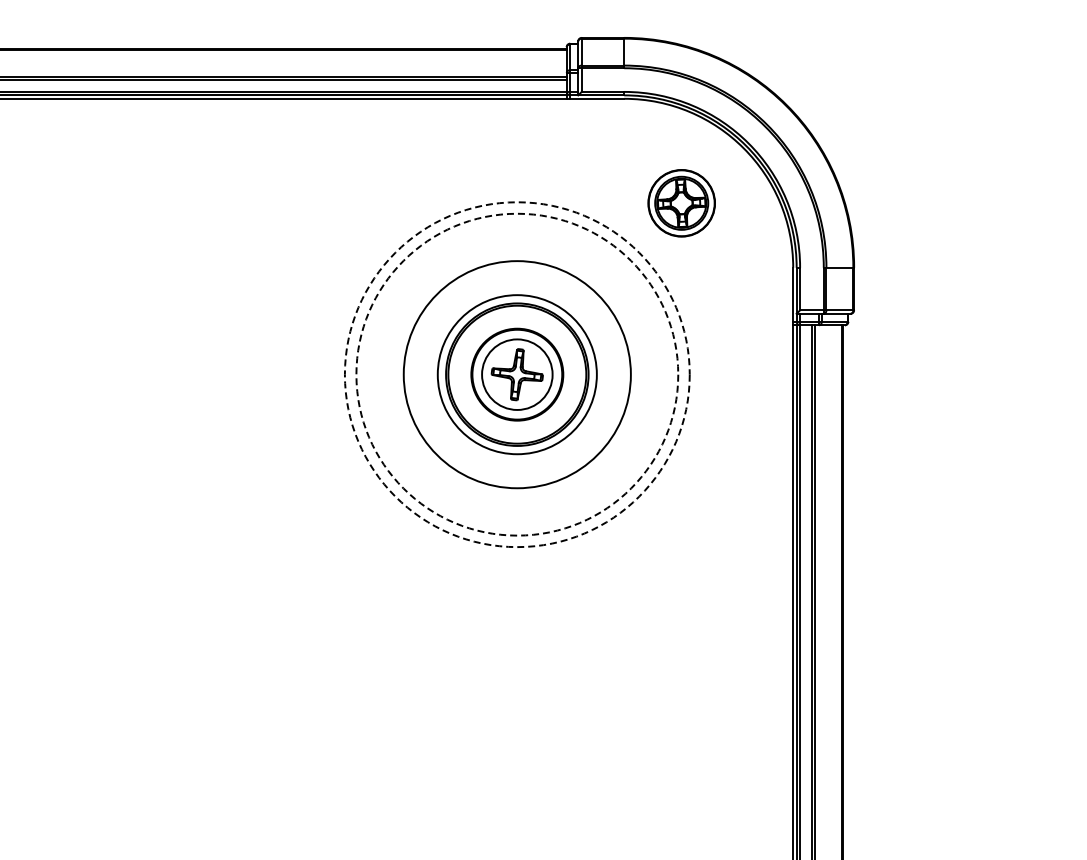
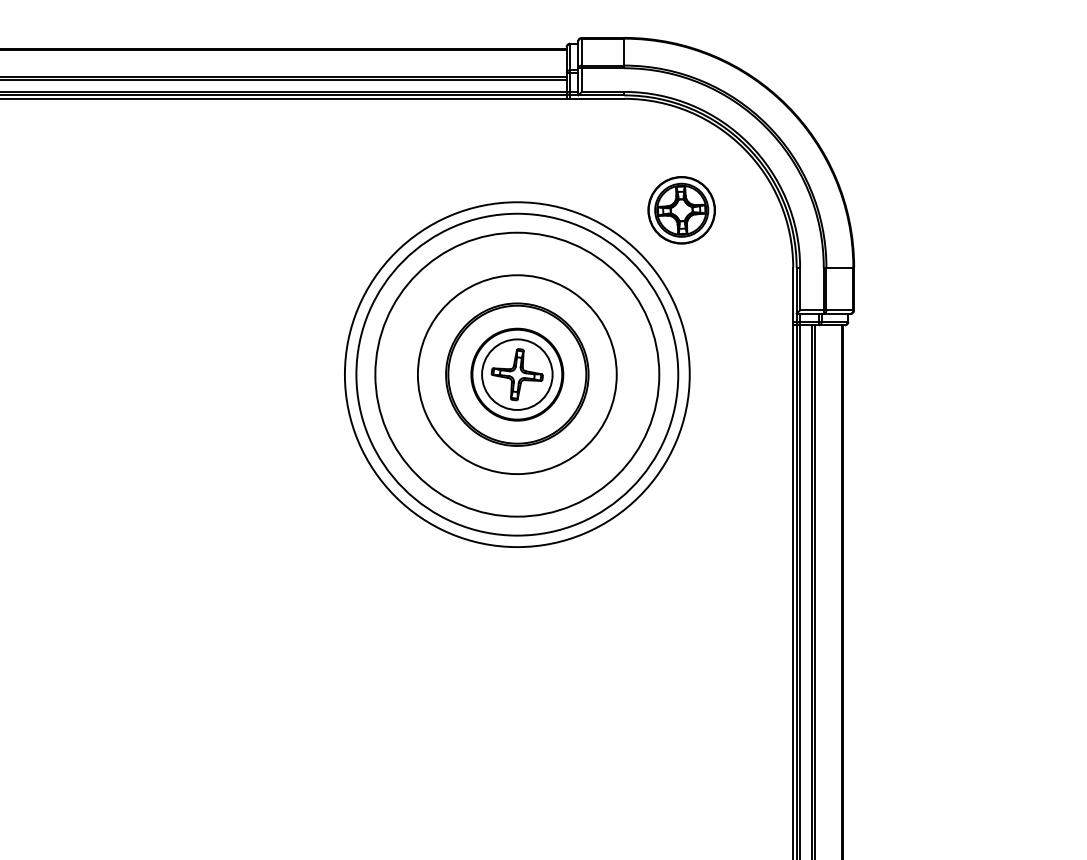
part position: (681, 203) -> (681, 210) (681, 210)
circle diameter: 159 px -> 199 px (516, 374)
circle diameter: 227 px -> 284 px (517, 374)
circle: dashed -> solid (516, 374)
circle: dashed -> solid (517, 374)
